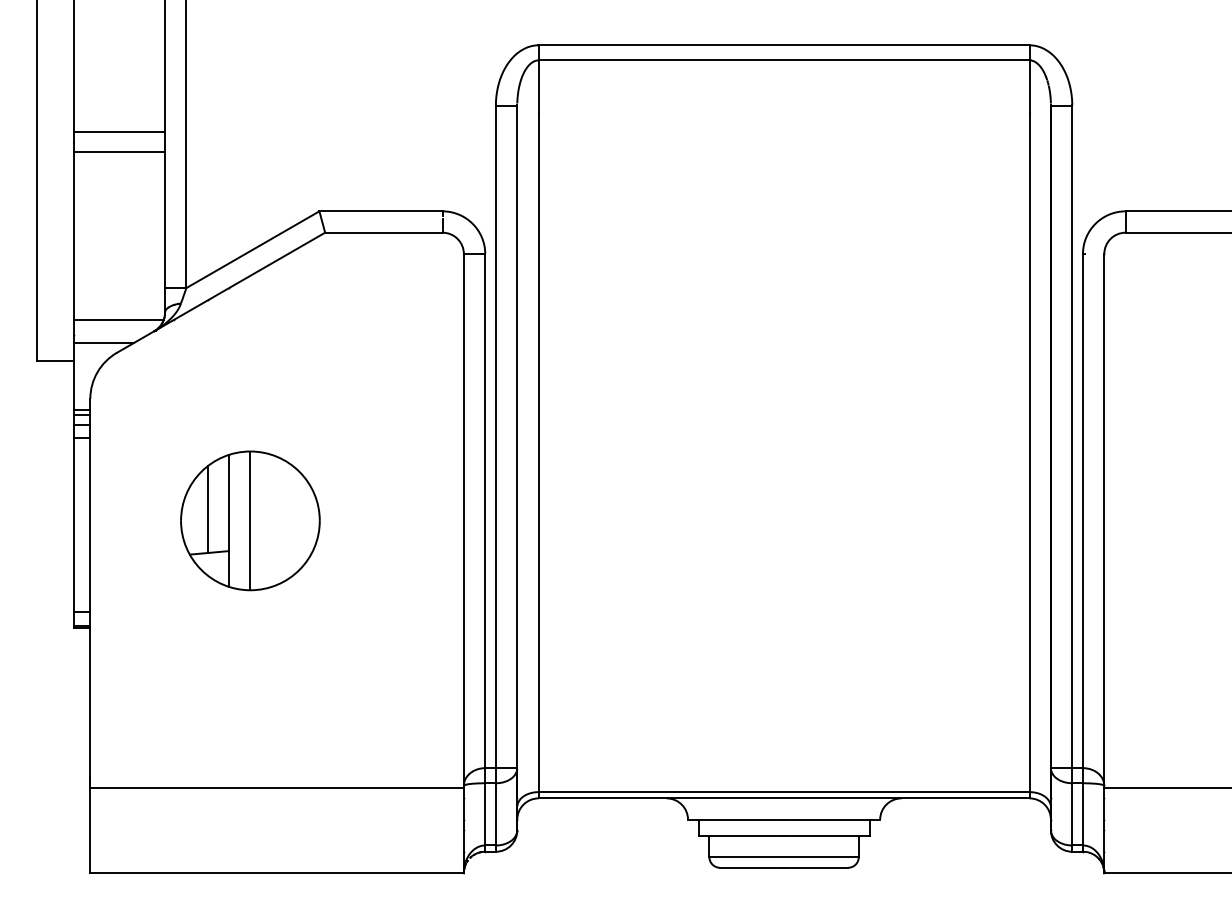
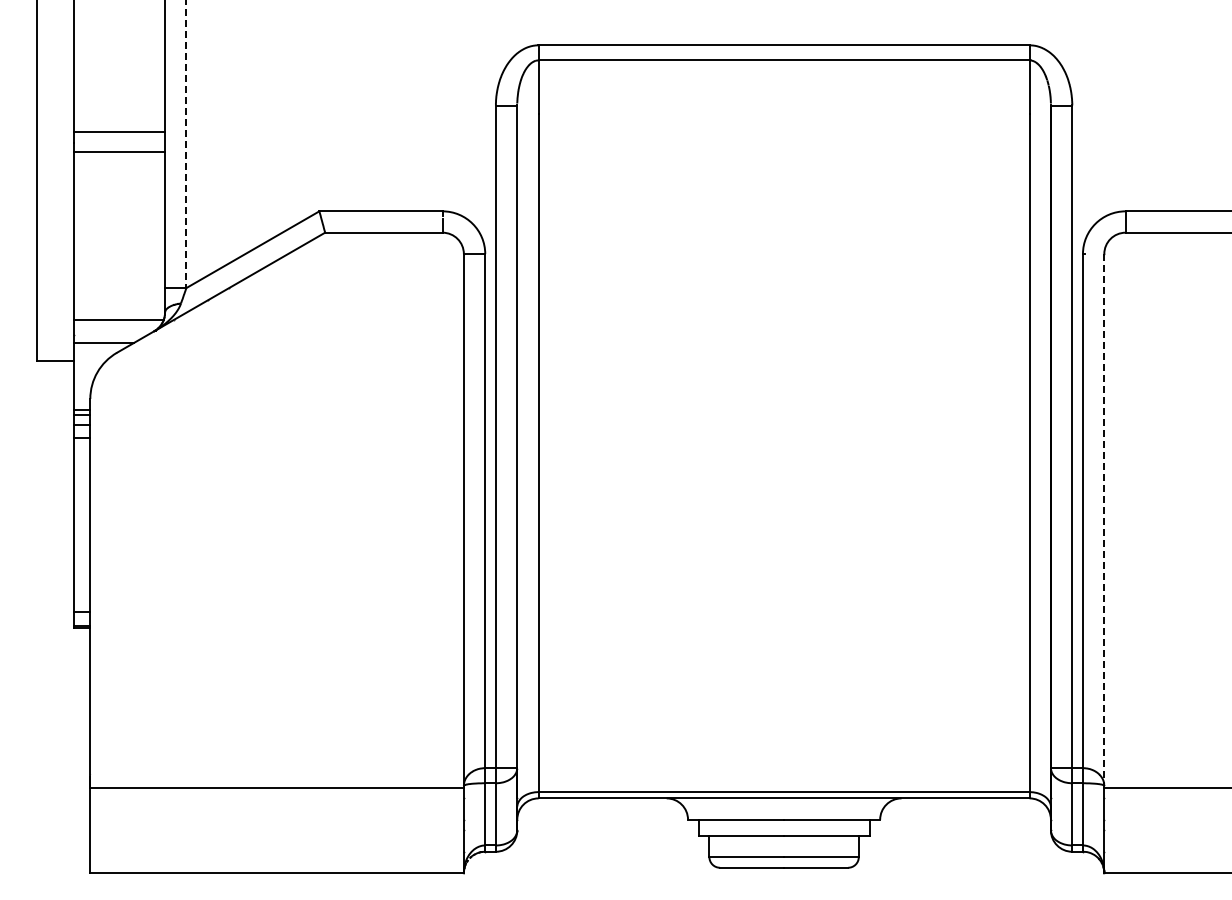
line: solid -> dashed (186, 144)
line: solid -> dashed (1104, 519)
part: present -> none (250, 520)
